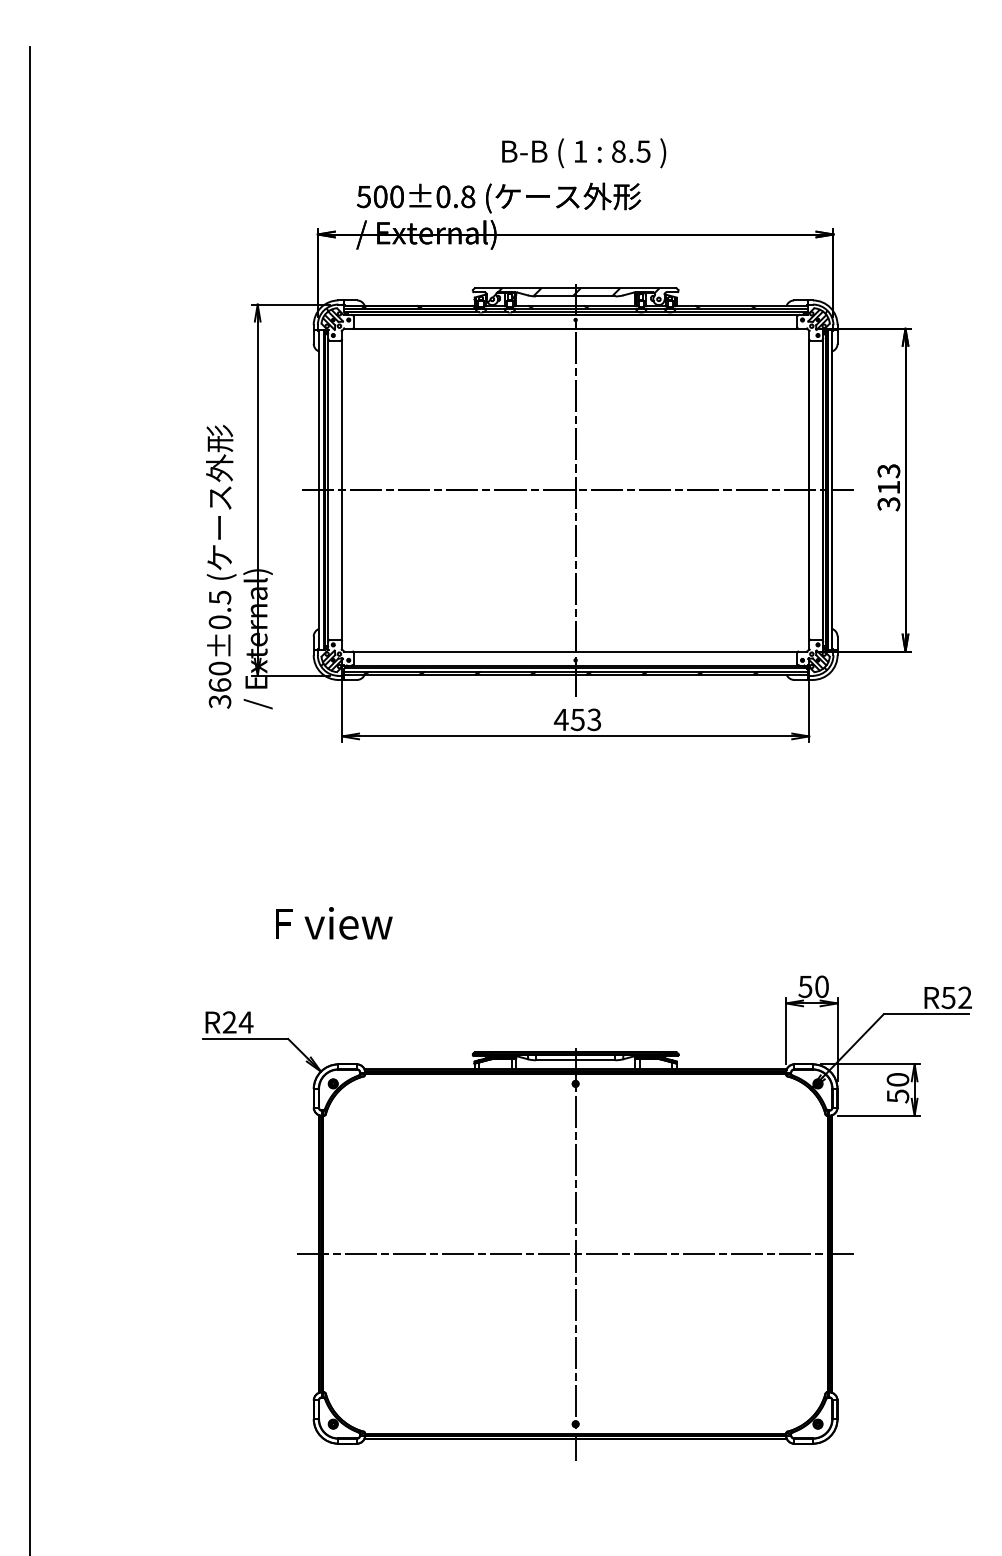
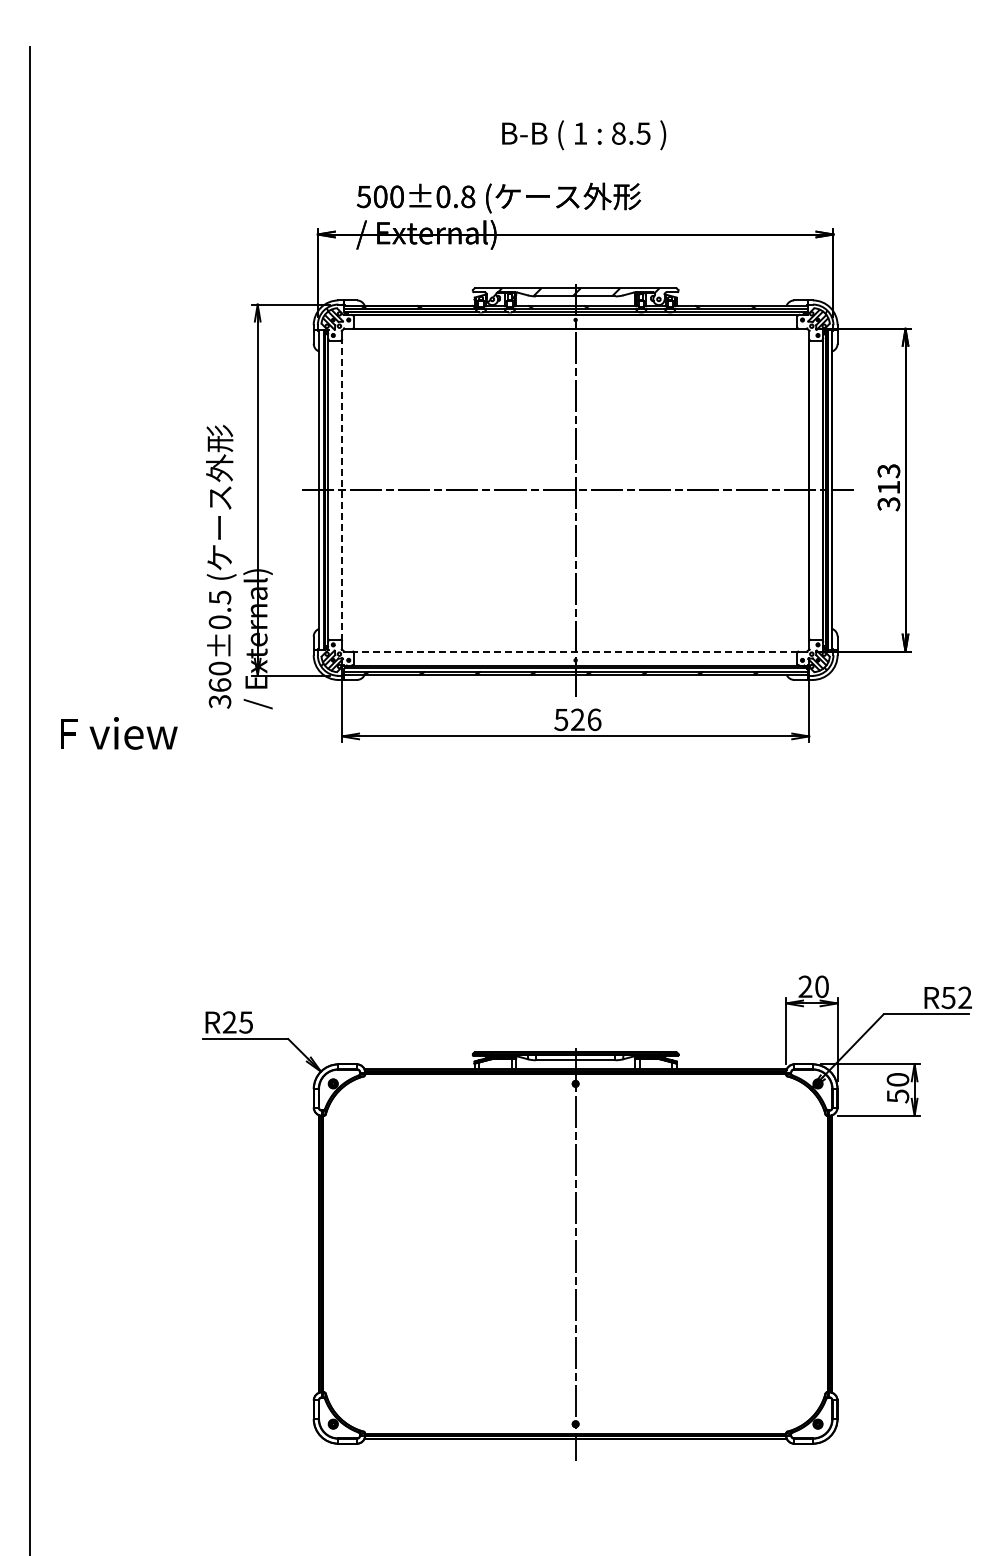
text position: (584, 153) -> (584, 135) (584, 135)
line: solid -> dashed (342, 490)
line: solid -> dashed (575, 651)
text: 453 -> 526 (577, 719)
text position: (334, 923) -> (119, 733) (119, 733)
text: 50 -> 20 (805, 986)
text: R24 -> R25 (245, 1022)
line: present -> none (575, 1254)
